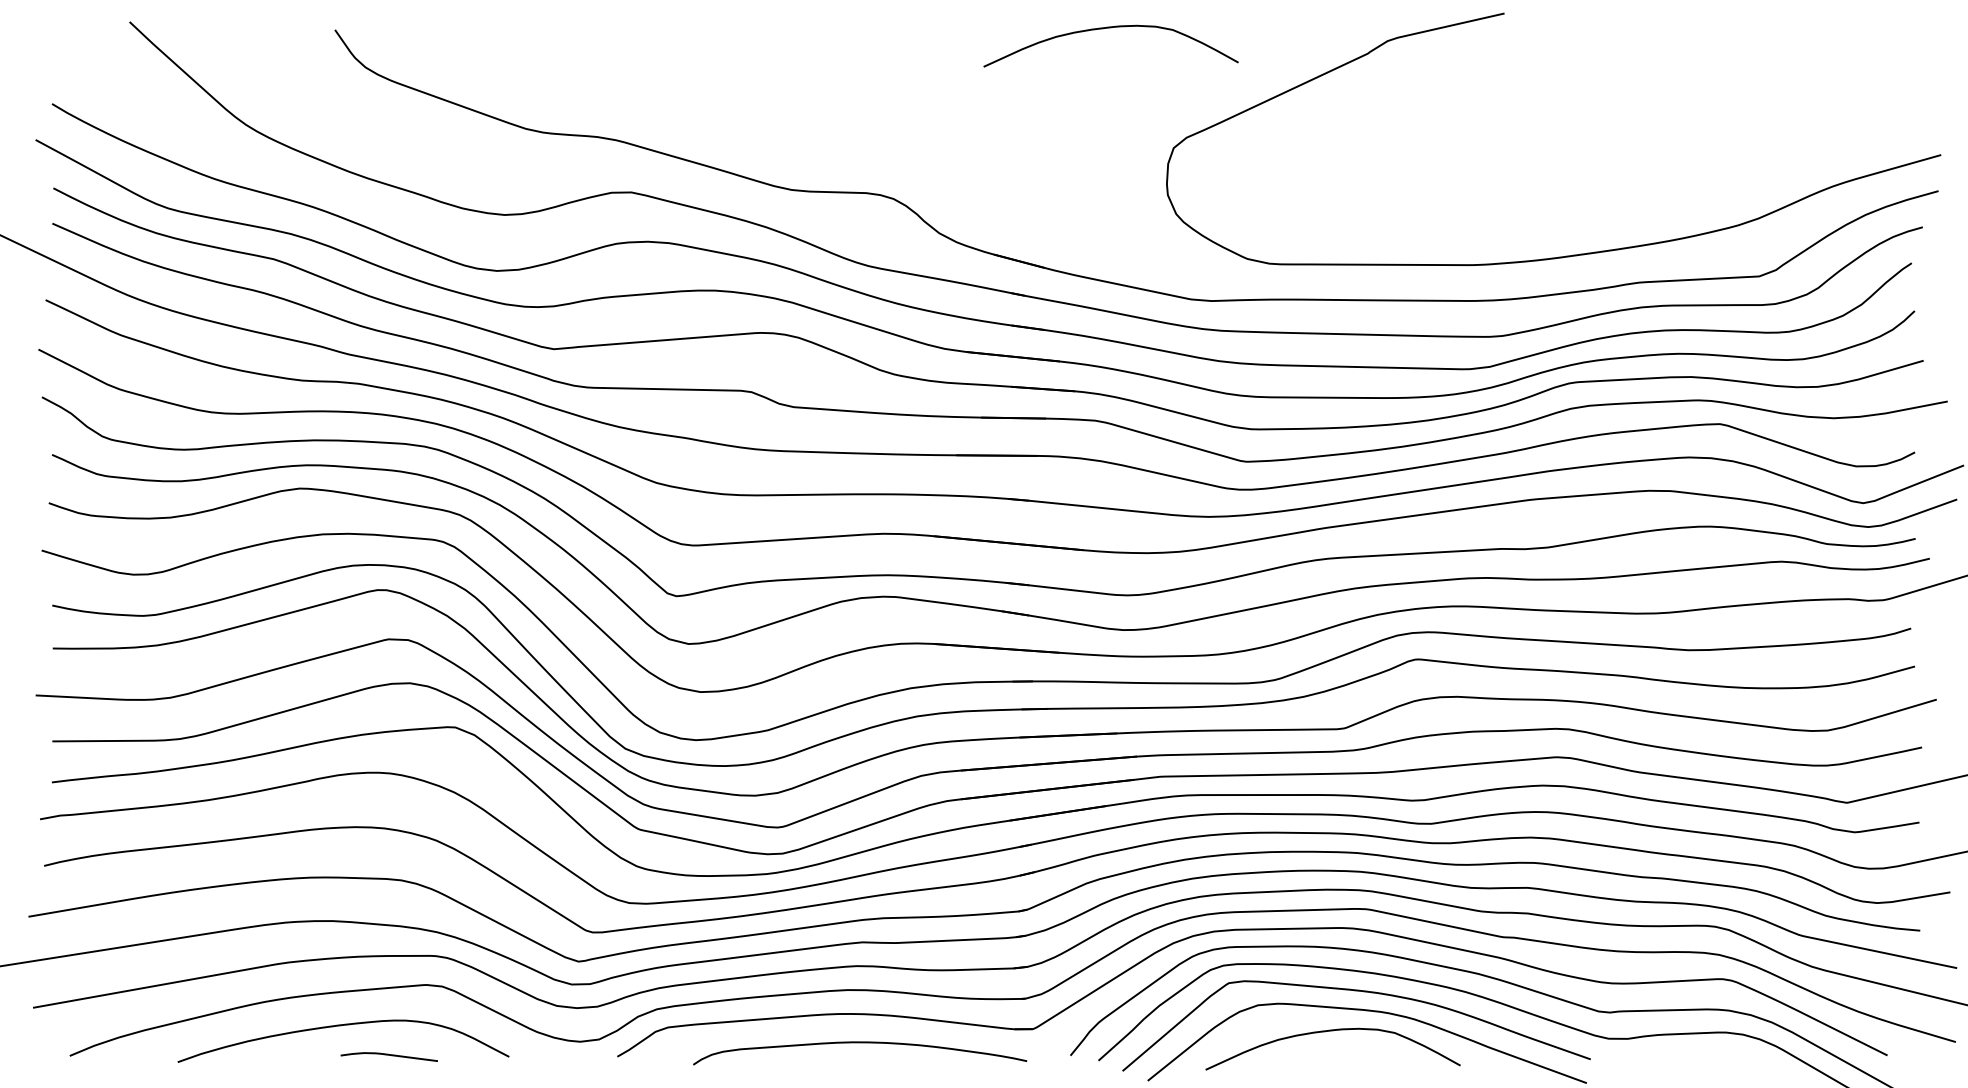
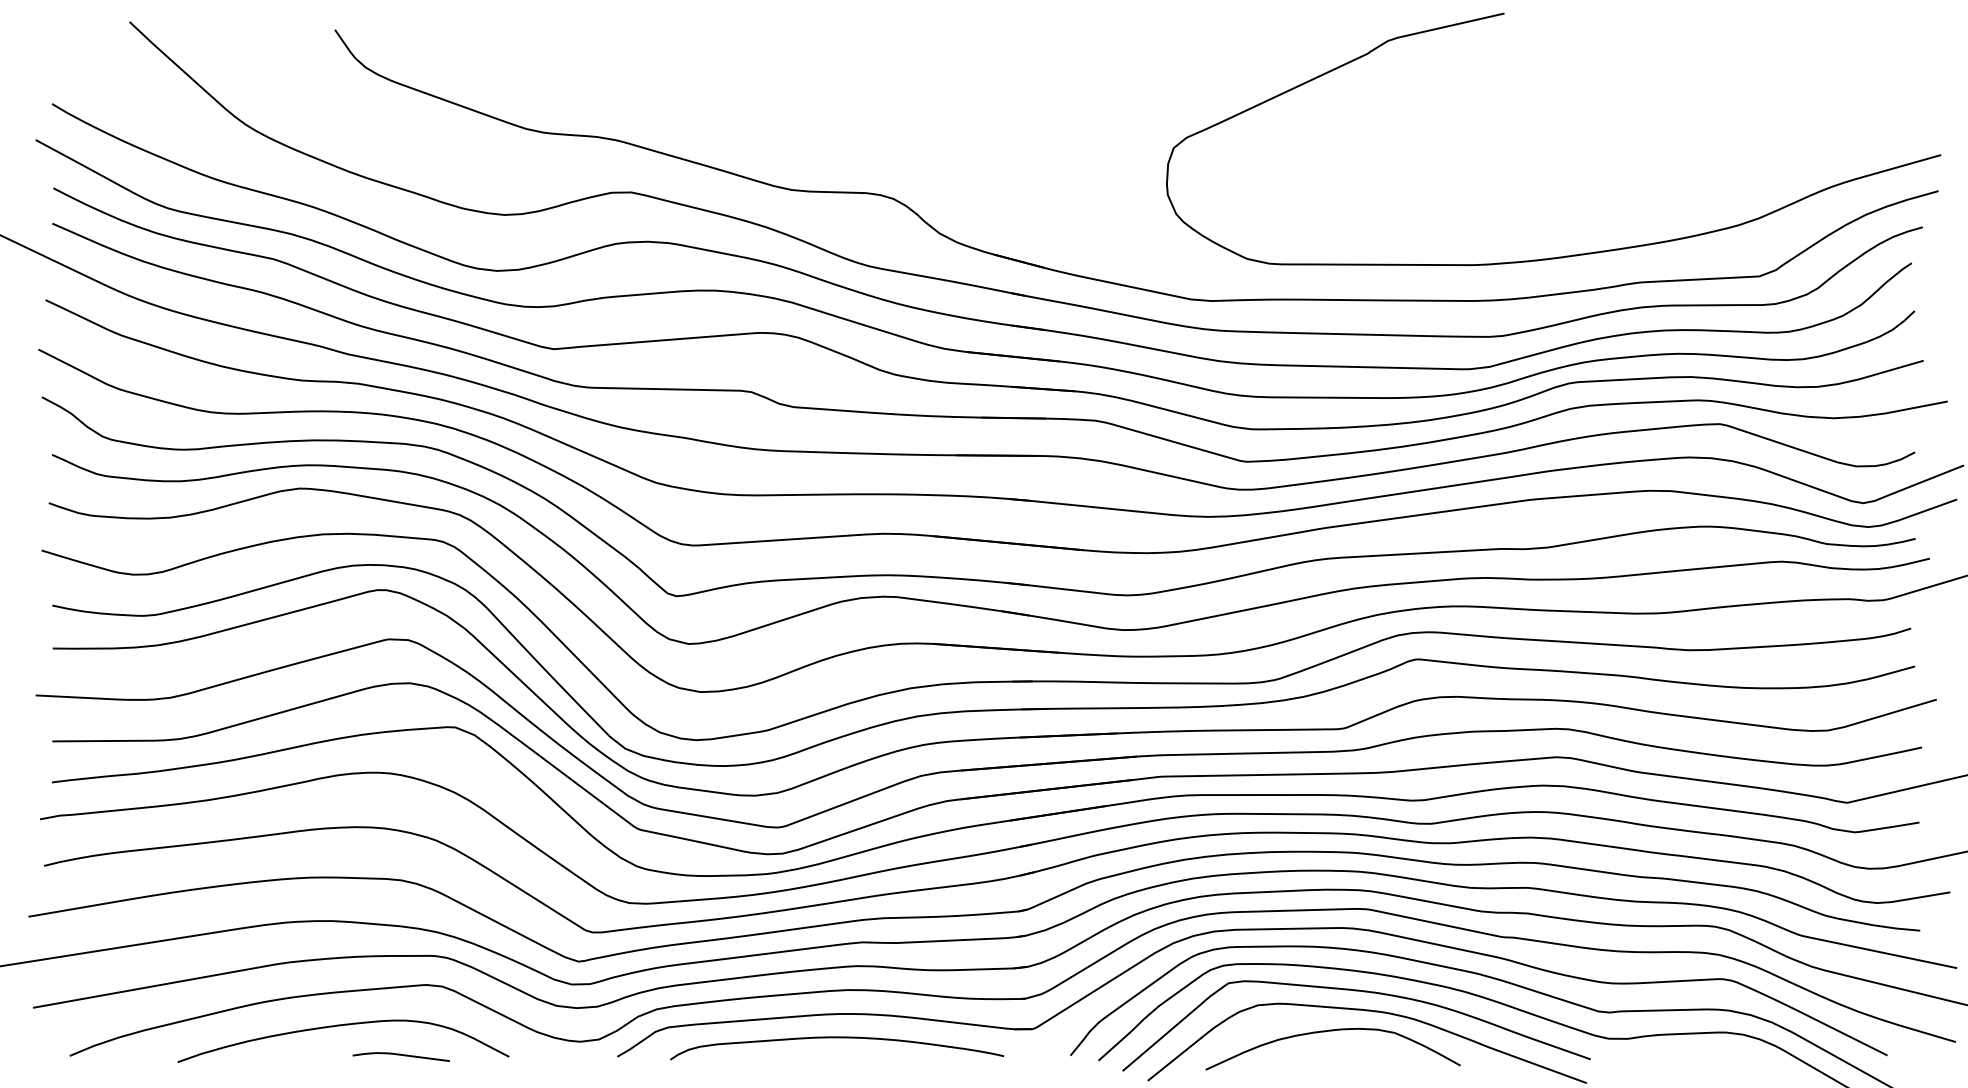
curve: present -> none (1110, 28)
curve position: (860, 1043) -> (837, 1038) (837, 1038)
curve position: (388, 1055) -> (400, 1055) (400, 1055)
